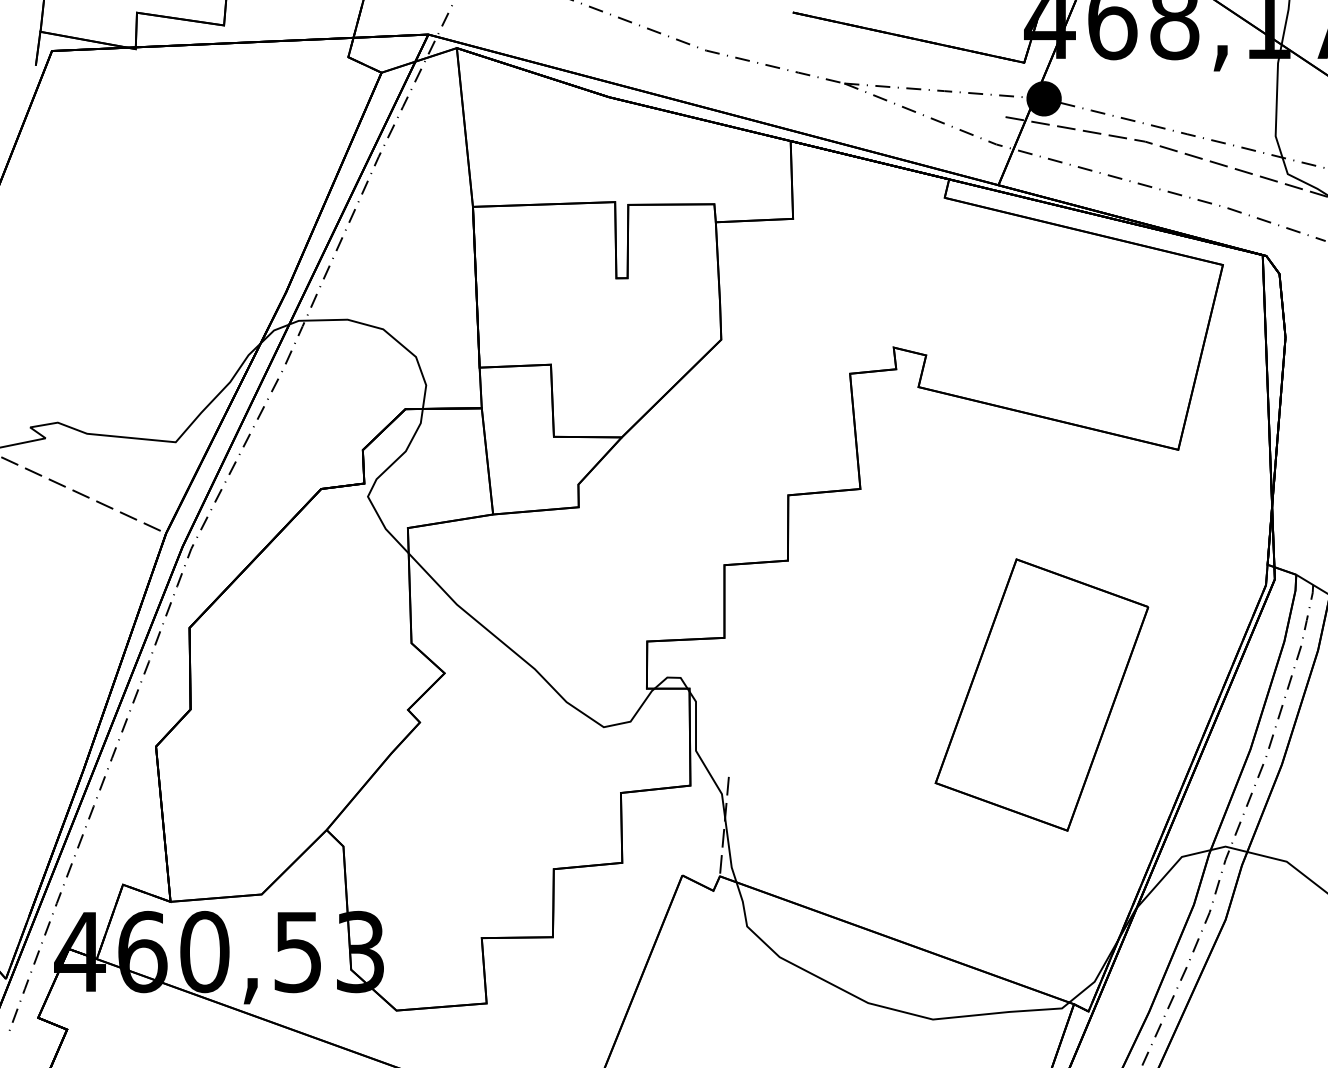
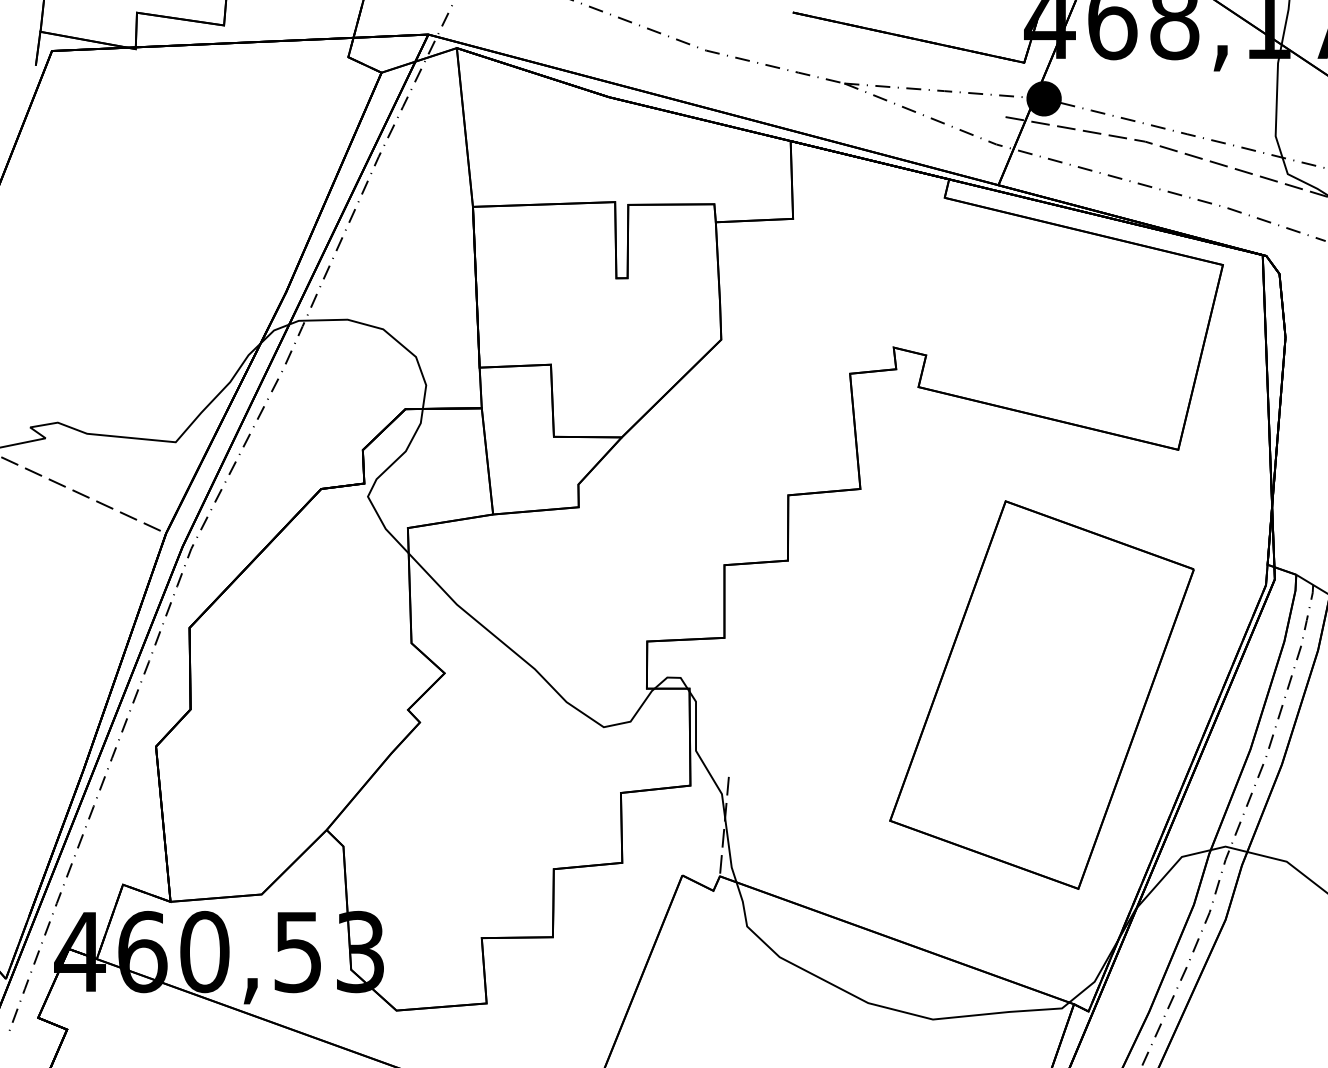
part size: 216x274 px -> 306x390 px (1041, 694)
